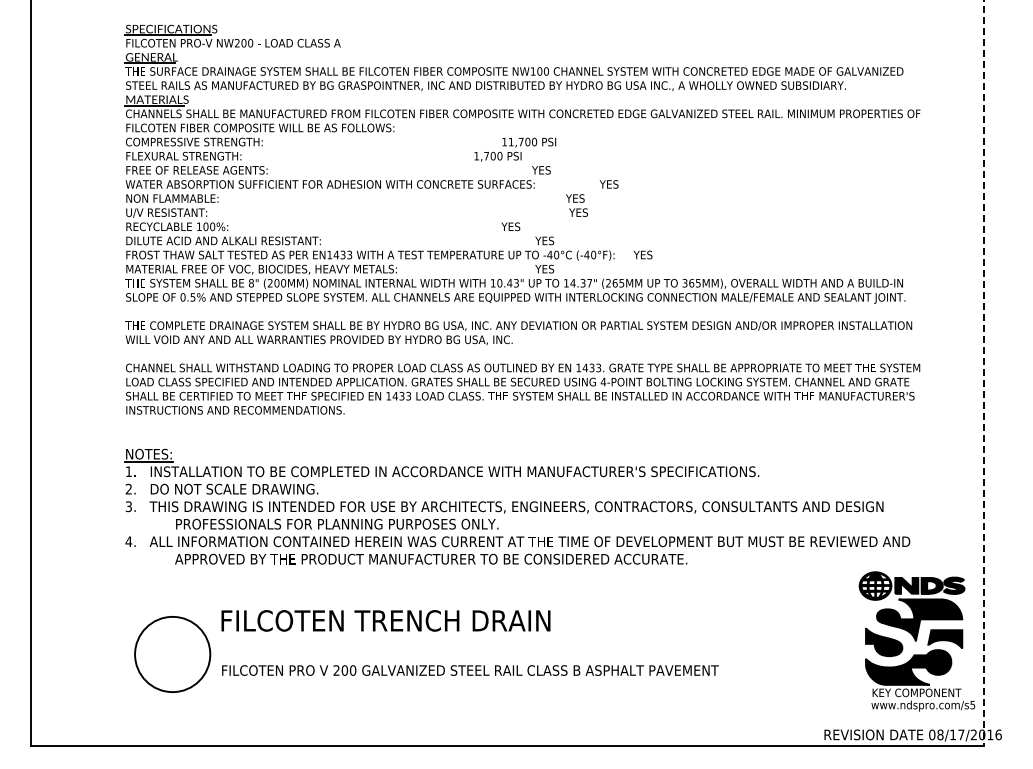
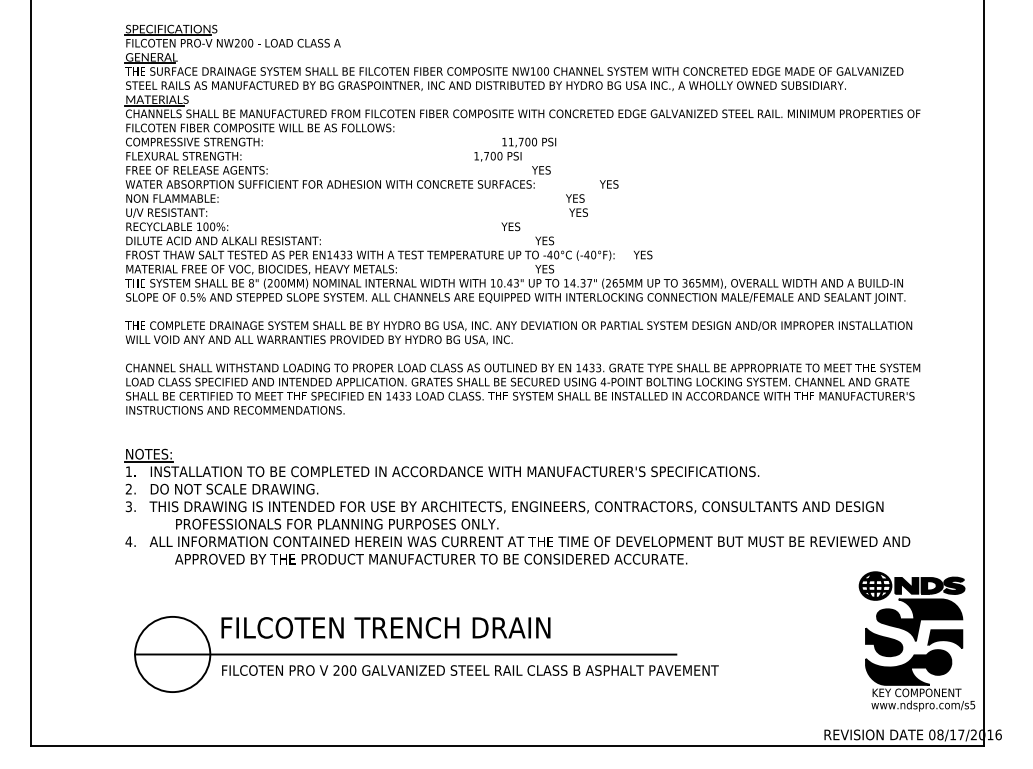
line: dashed -> solid (983, 373)
text position: (385, 620) -> (385, 627) (385, 627)
line: none -> present (405, 654)
